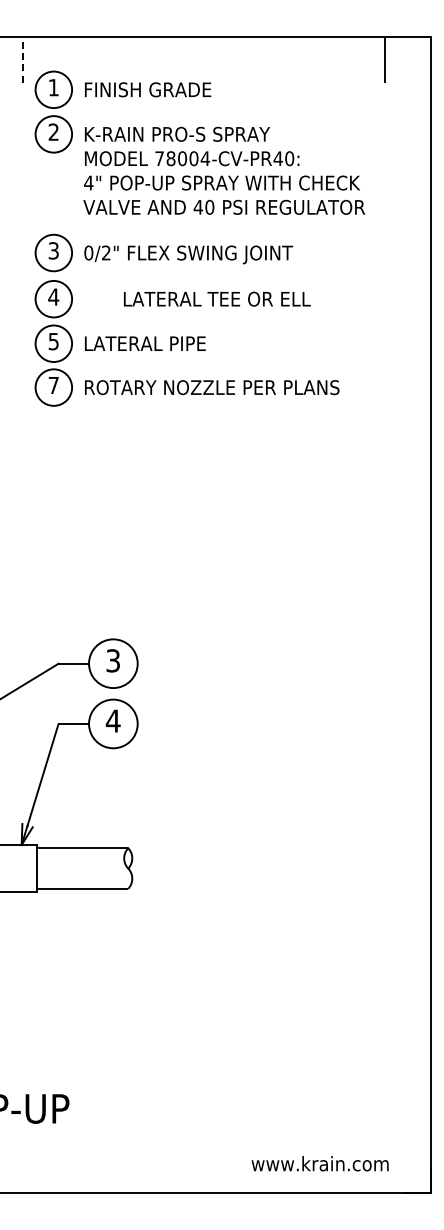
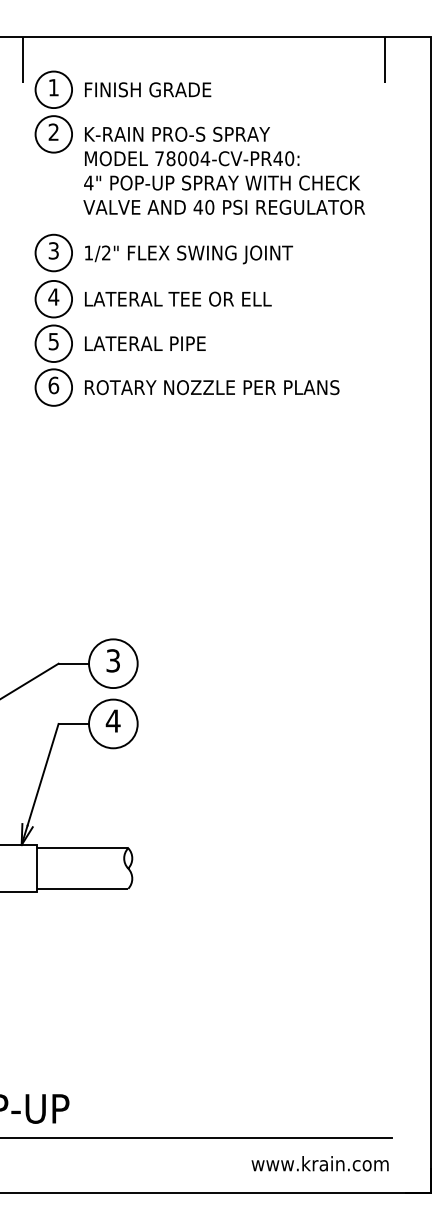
line: dashed -> solid (23, 59)
text: 0/2" -> 1/2" (88, 252)
text position: (217, 298) -> (178, 298) (178, 298)
text: 7 -> 6 (53, 385)
line: none -> present (196, 1137)
